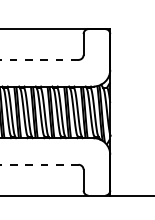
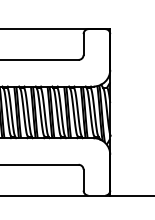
line: dashed -> solid (39, 59)
line: dashed -> solid (39, 164)
